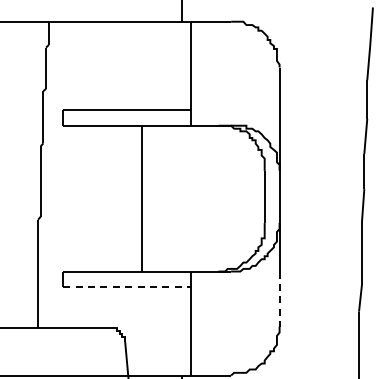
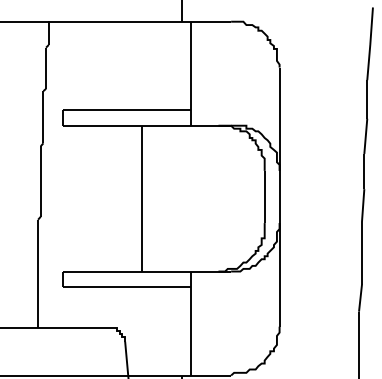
line: dashed -> solid (127, 287)
line: dashed -> solid (279, 299)
